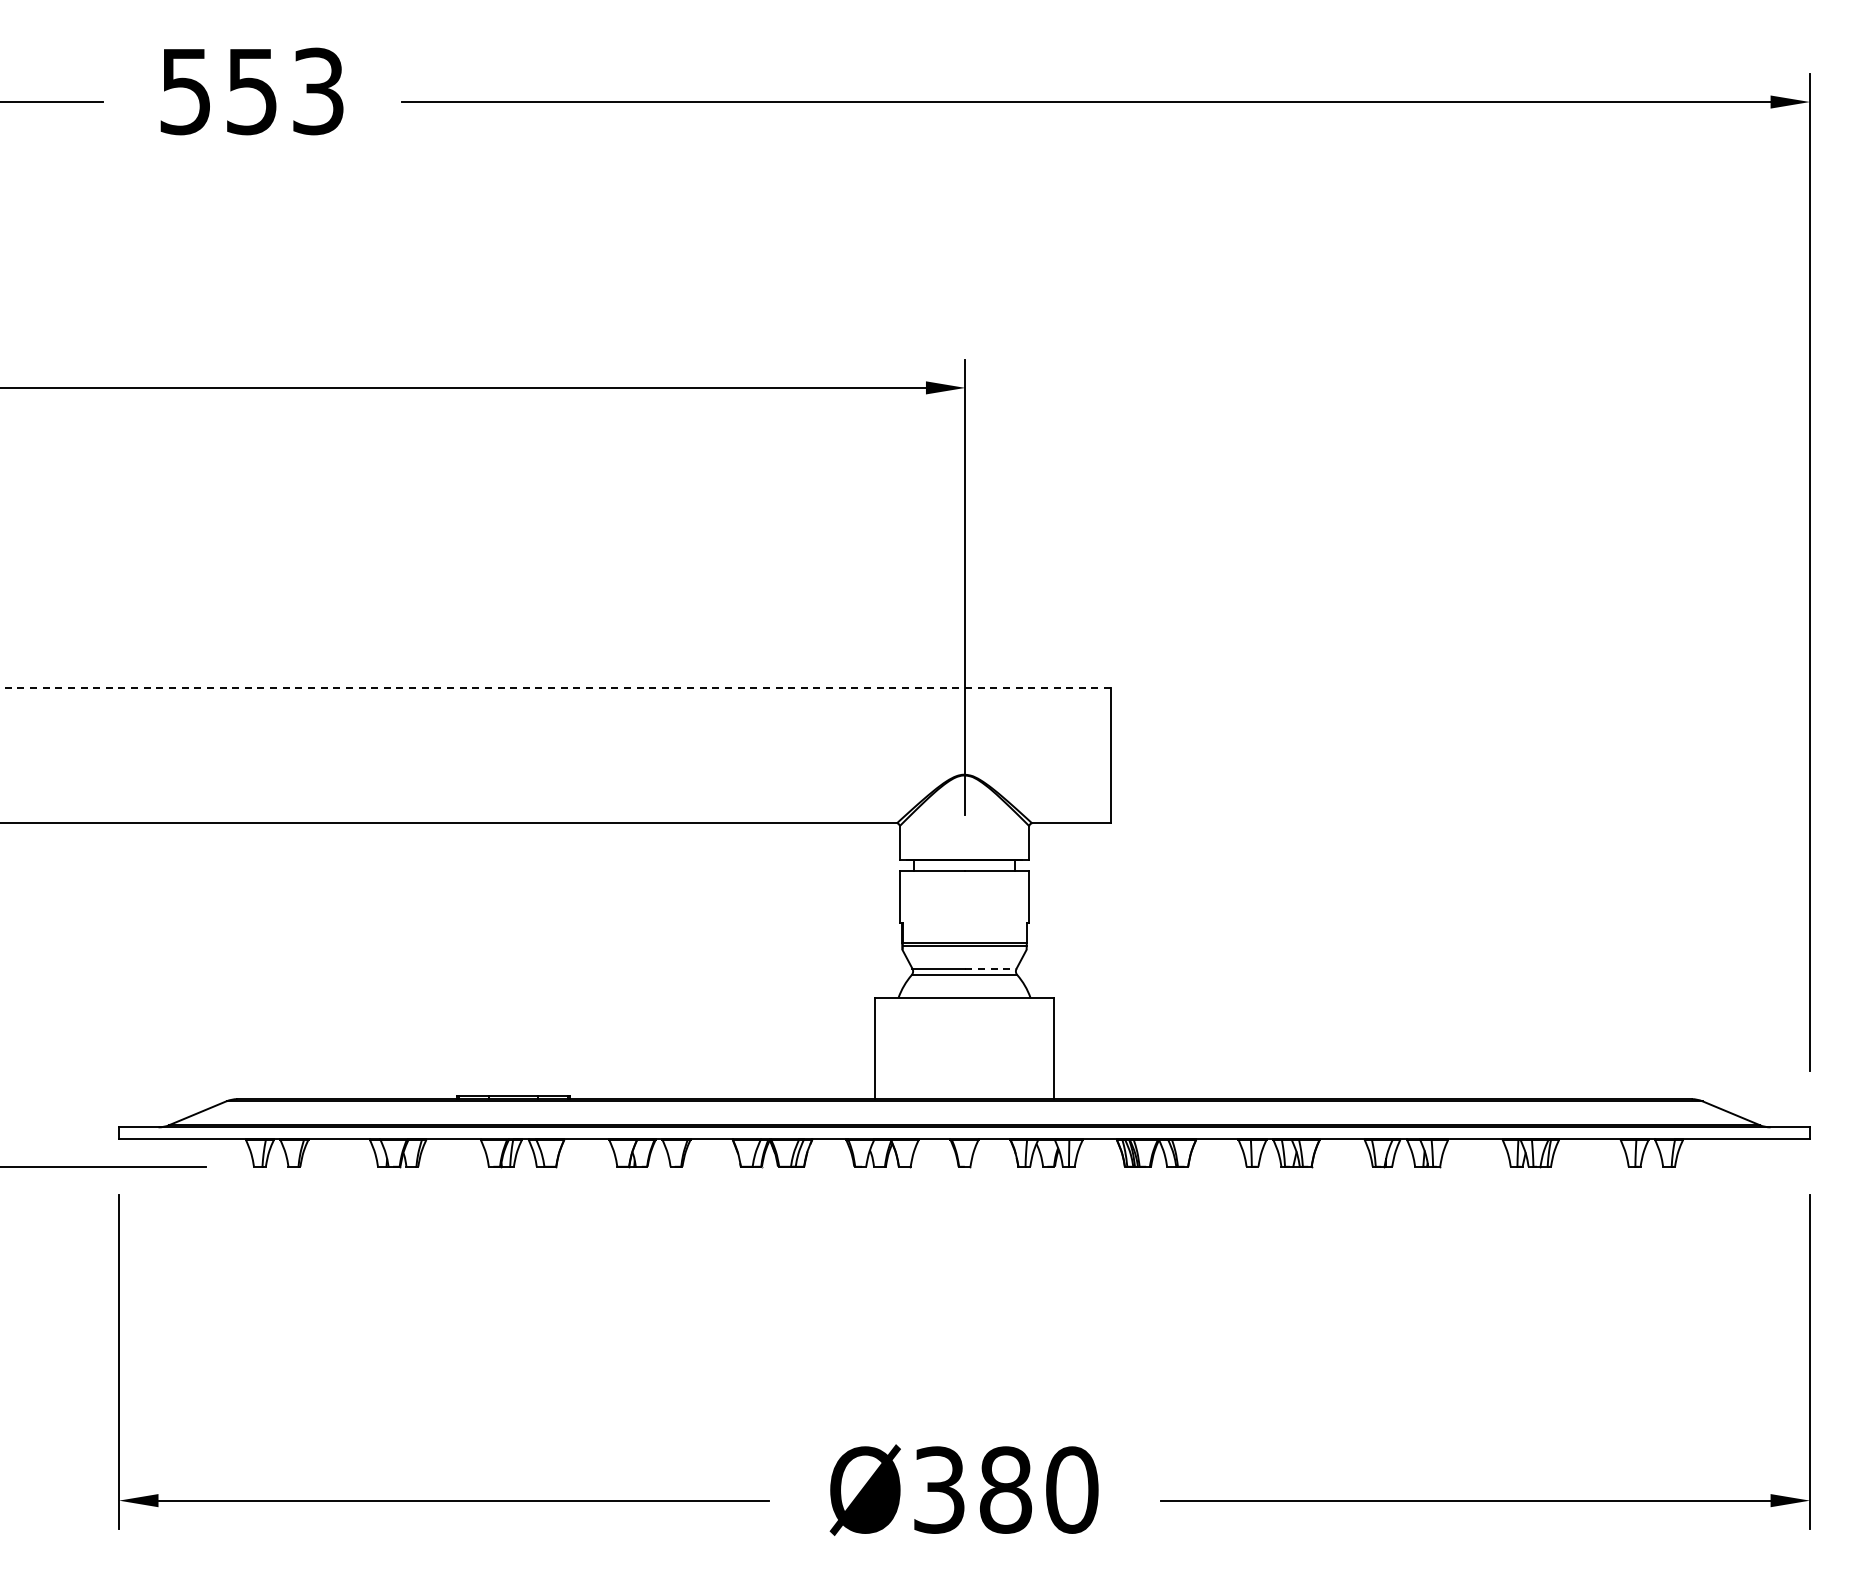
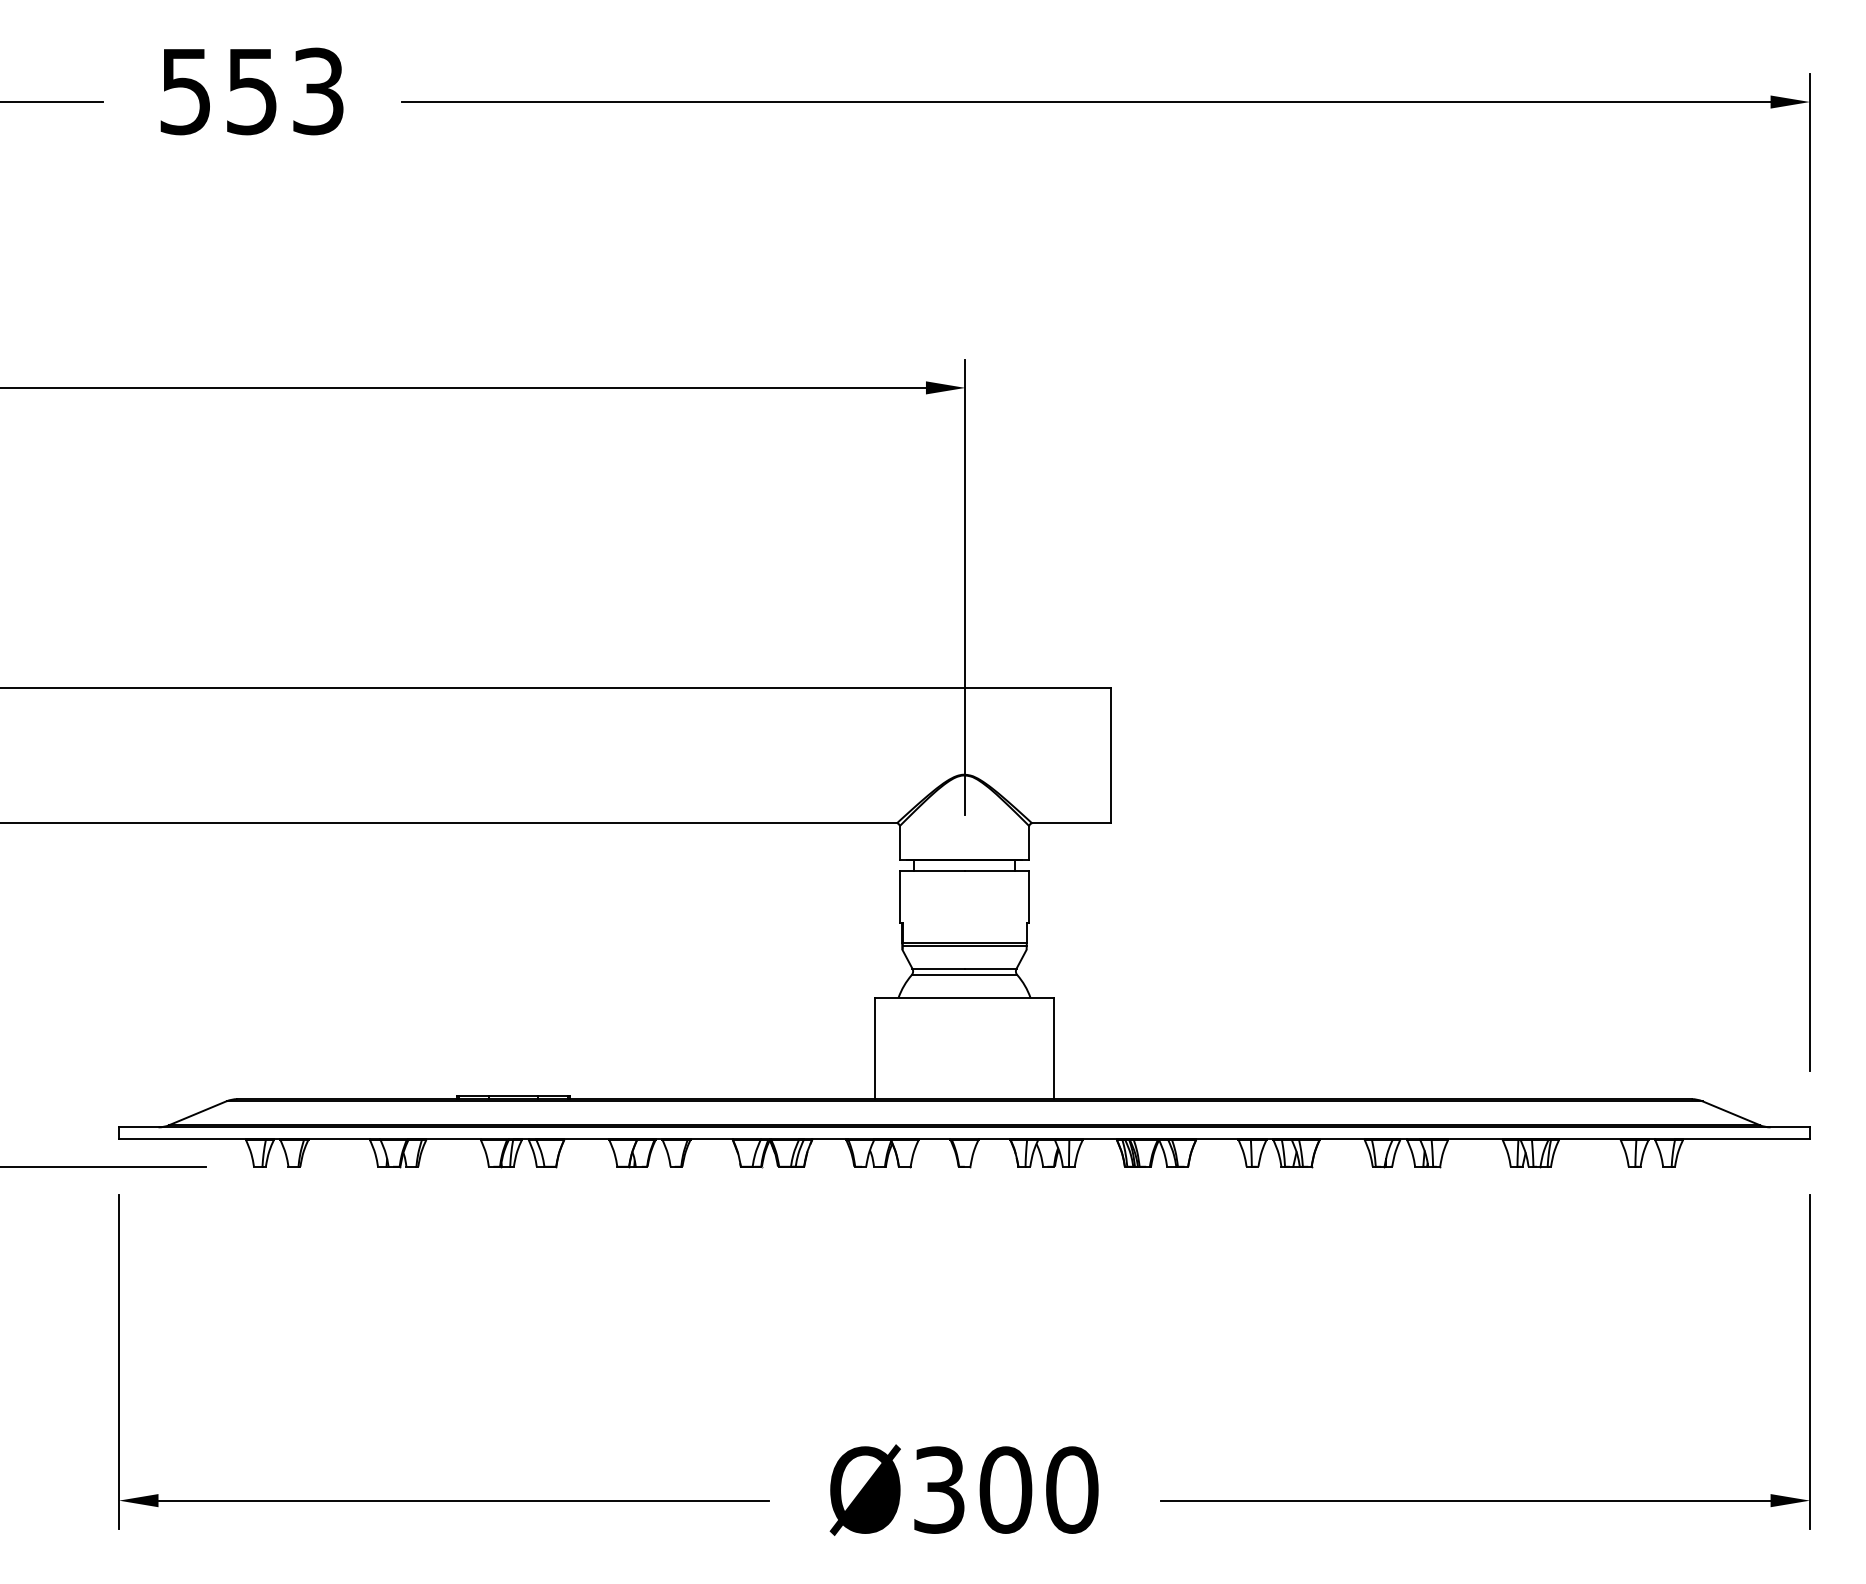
line: dashed -> solid (555, 688)
line: dashed -> solid (990, 968)
text: Ø380 -> Ø300 (1005, 1489)
